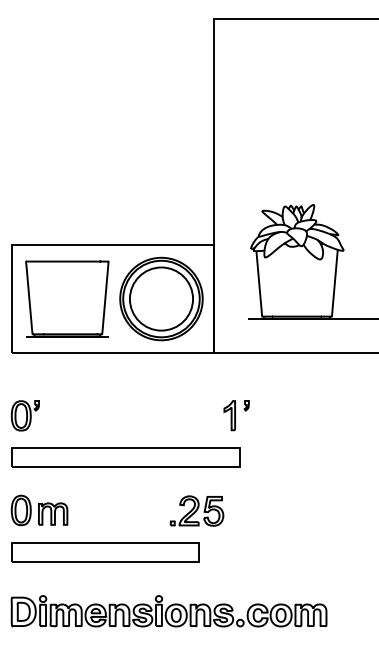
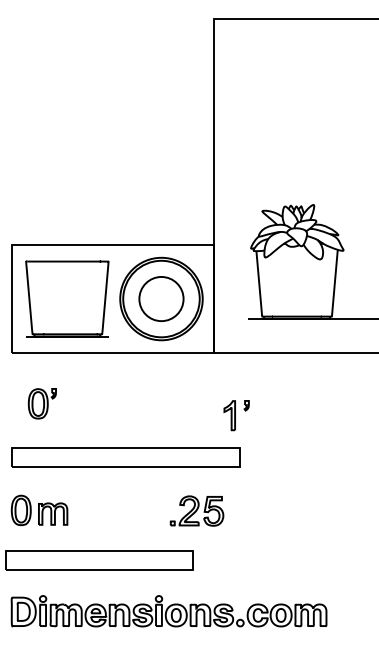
circle diameter: 63 px -> 44 px (161, 298)
part position: (24, 415) -> (41, 403) (41, 403)
part position: (105, 552) -> (99, 560) (99, 560)
